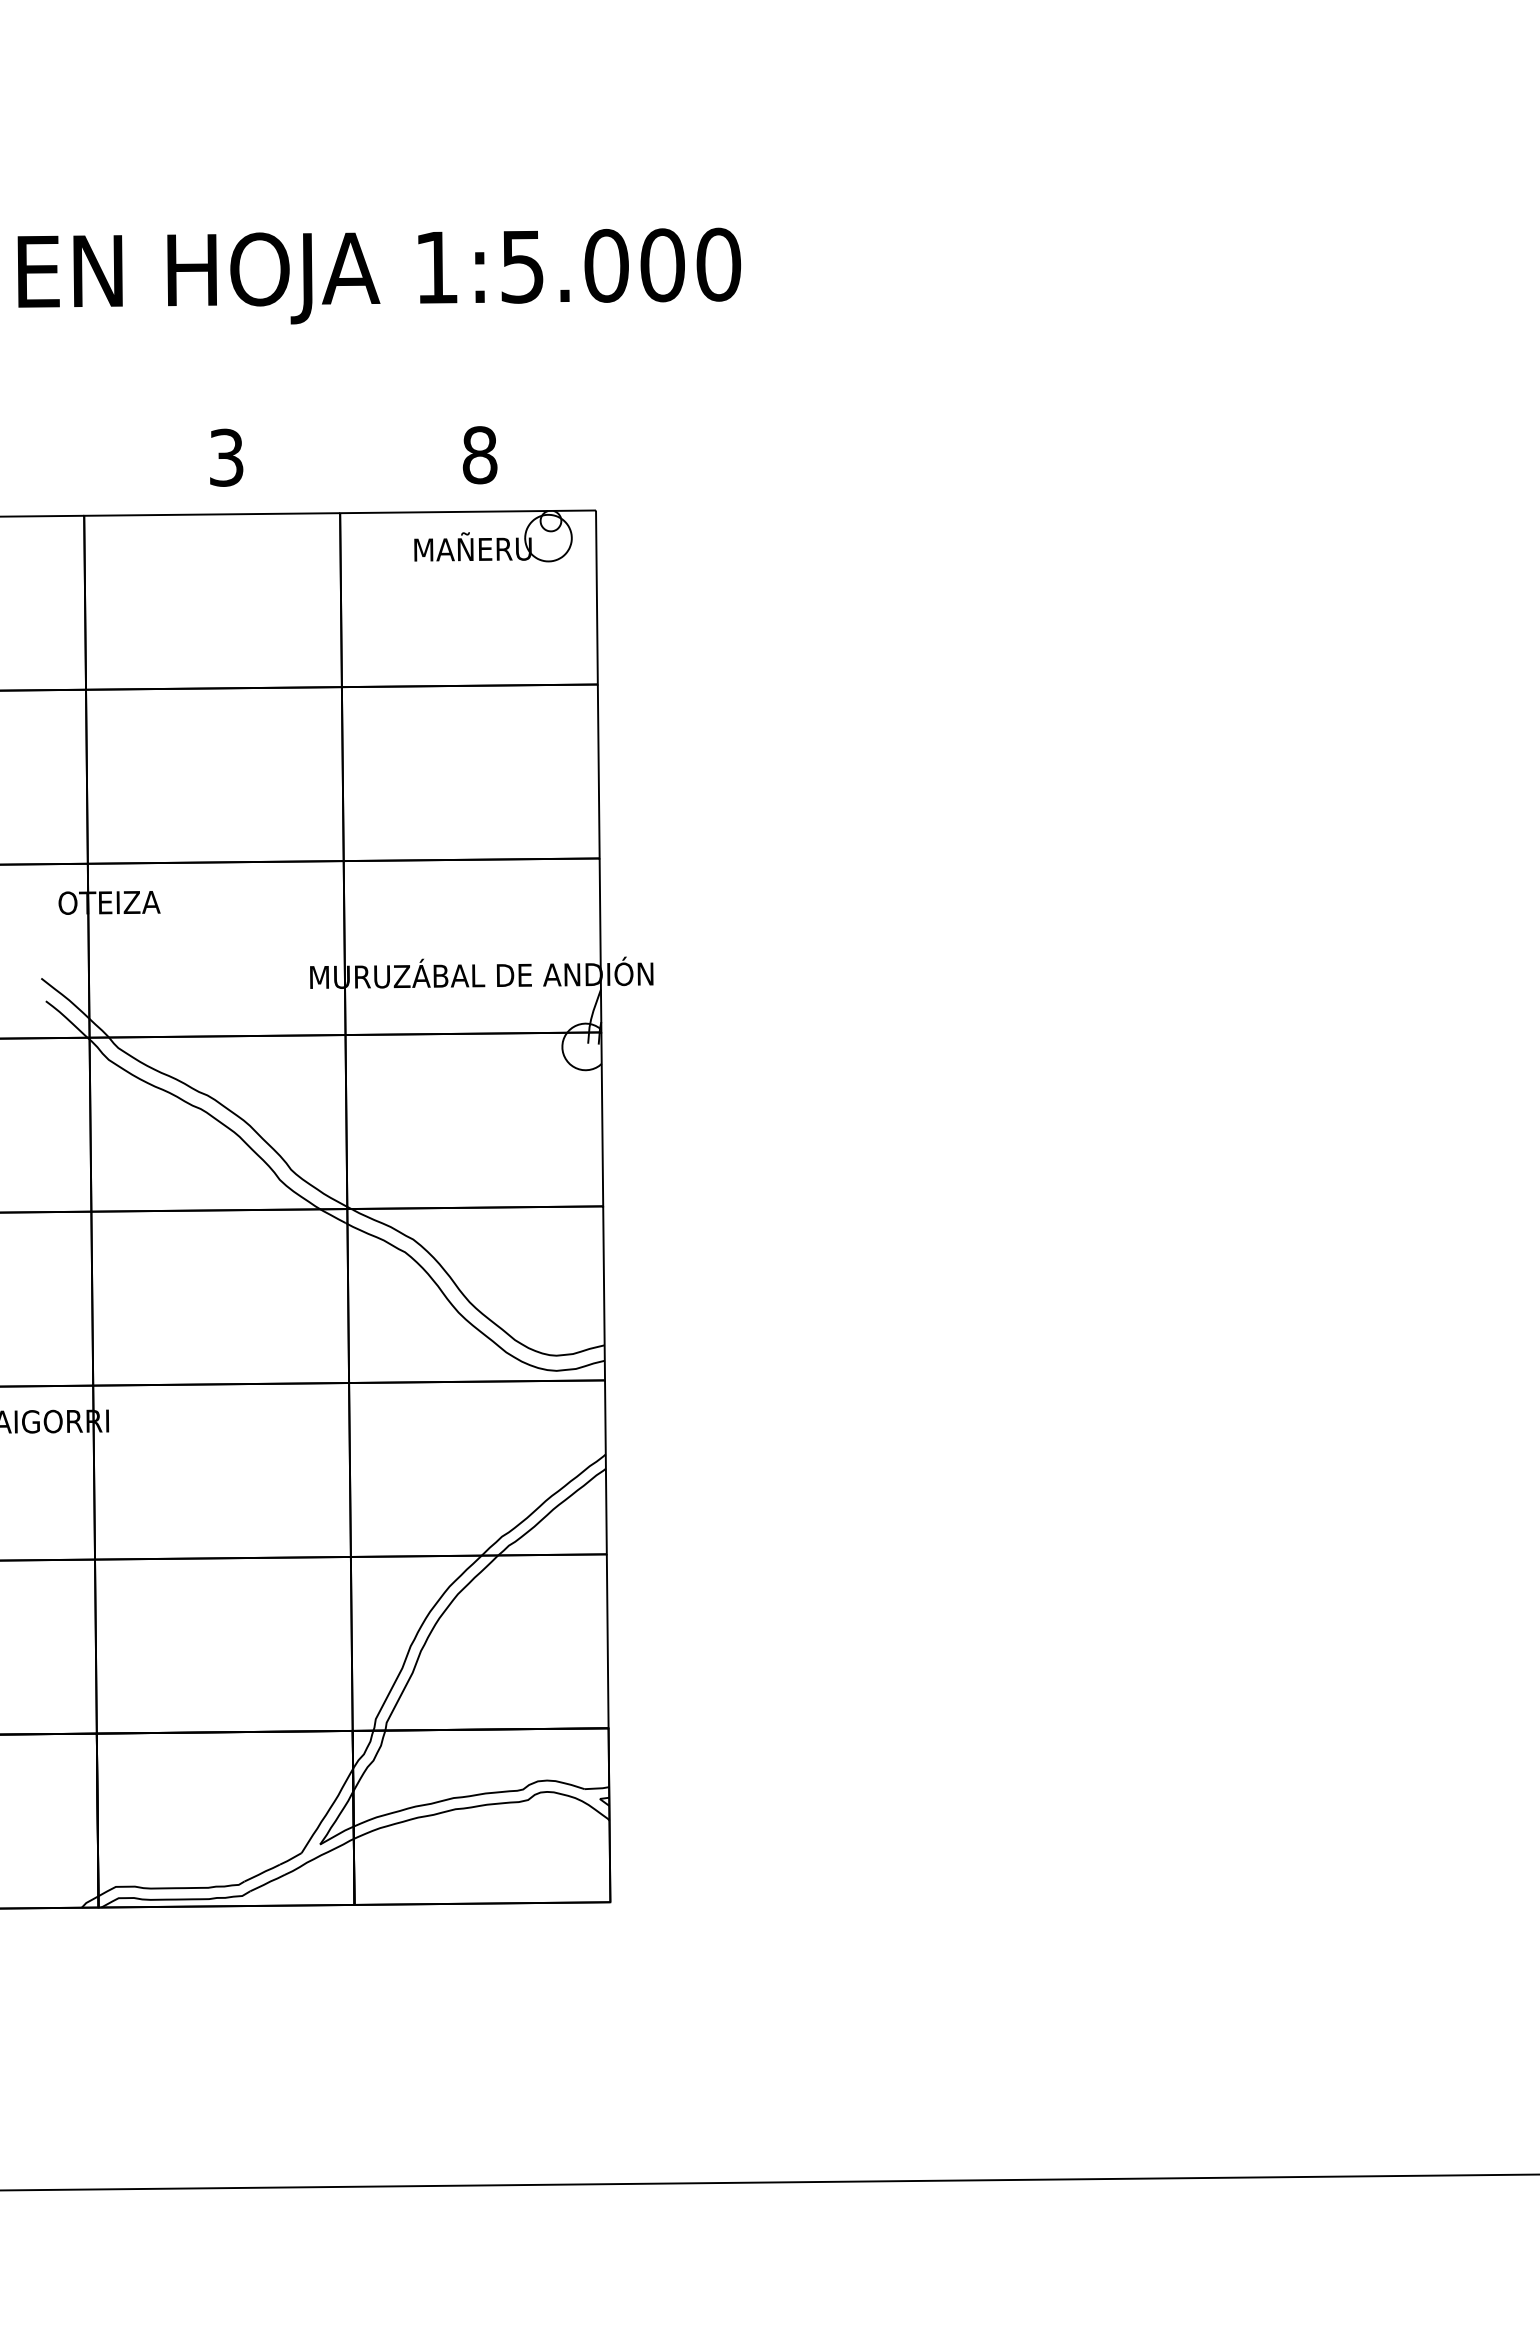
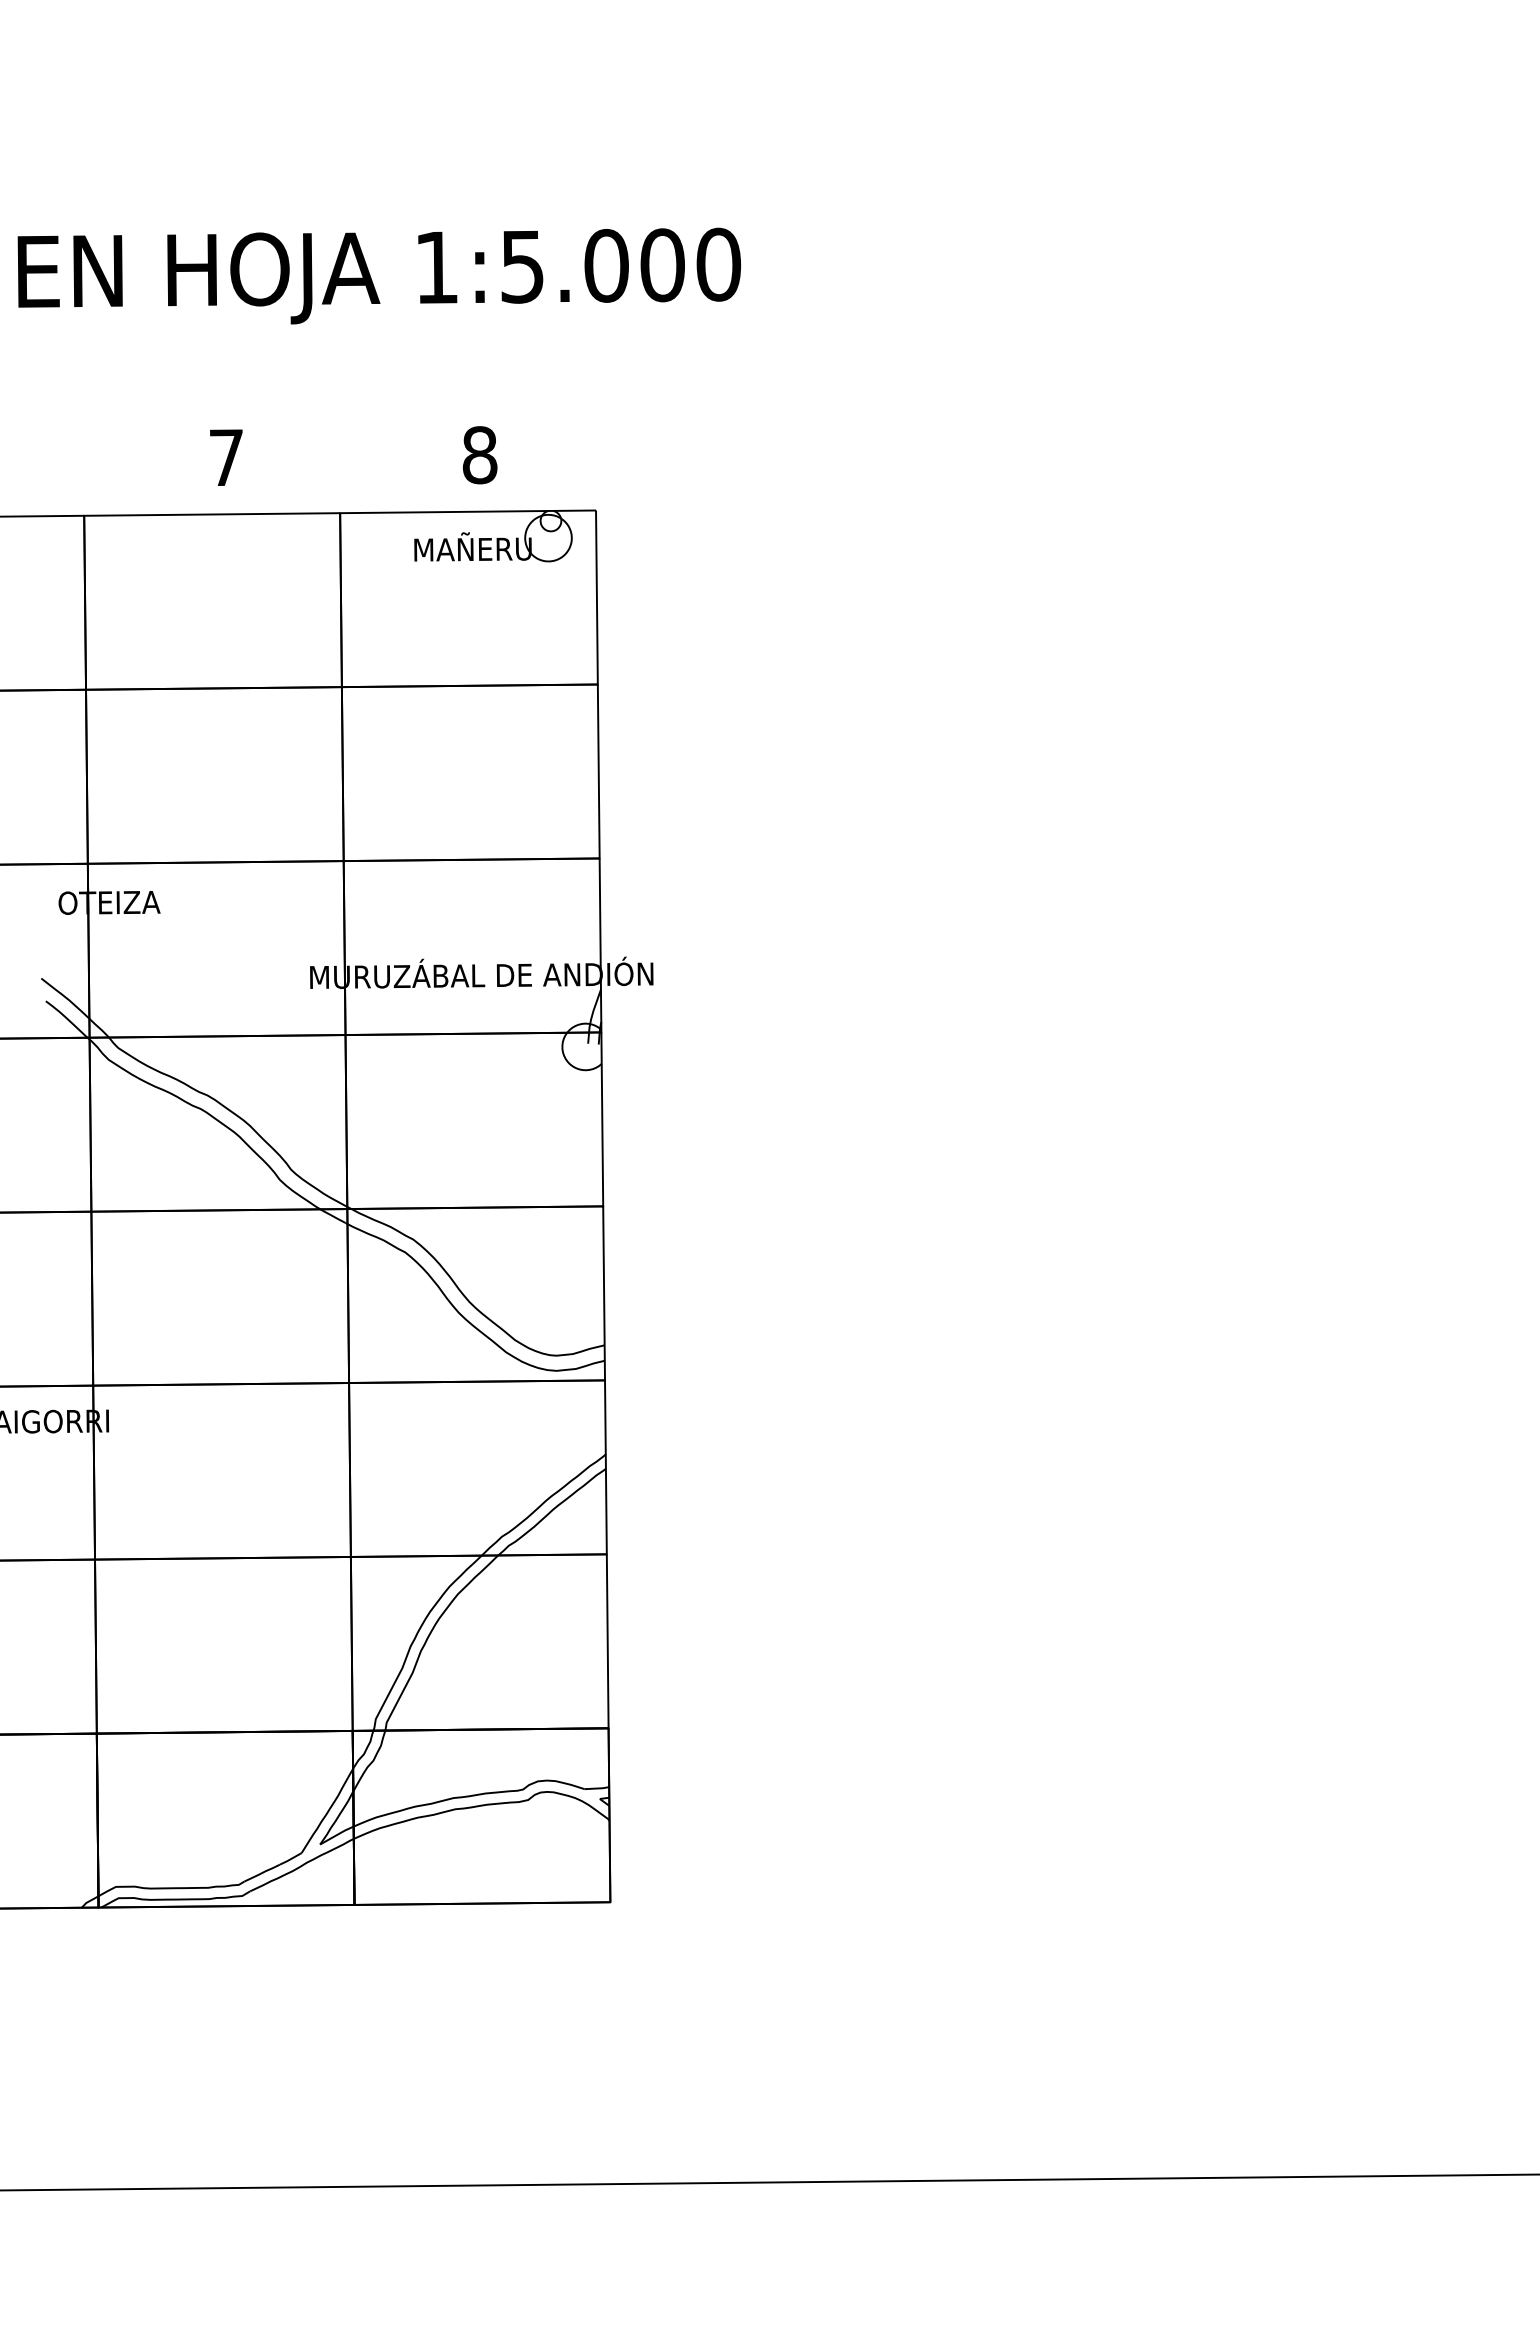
text: 3 -> 7 (226, 457)
